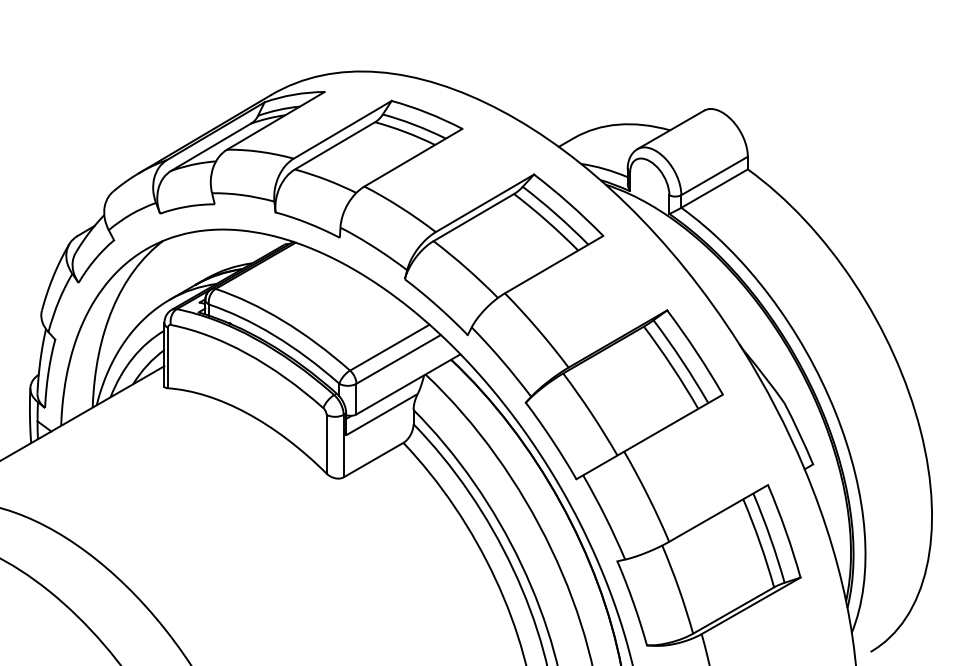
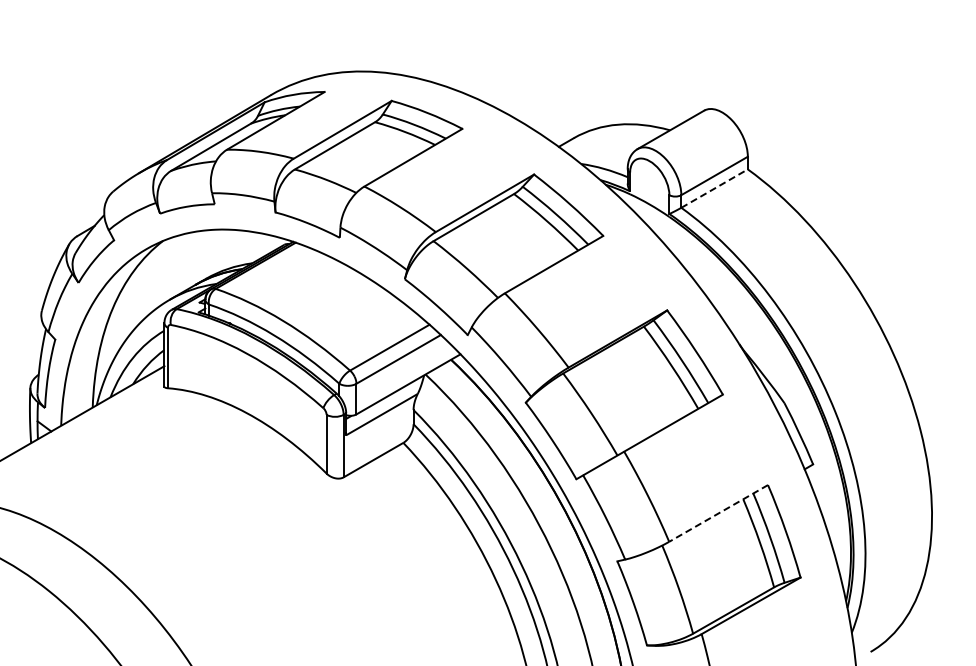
line: solid -> dashed (715, 188)
line: solid -> dashed (718, 513)
